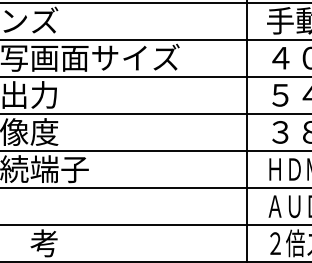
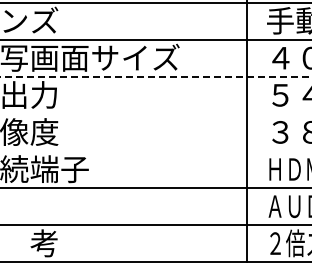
line: solid -> dashed (156, 76)
line: present -> none (155, 113)
line: present -> none (155, 150)
